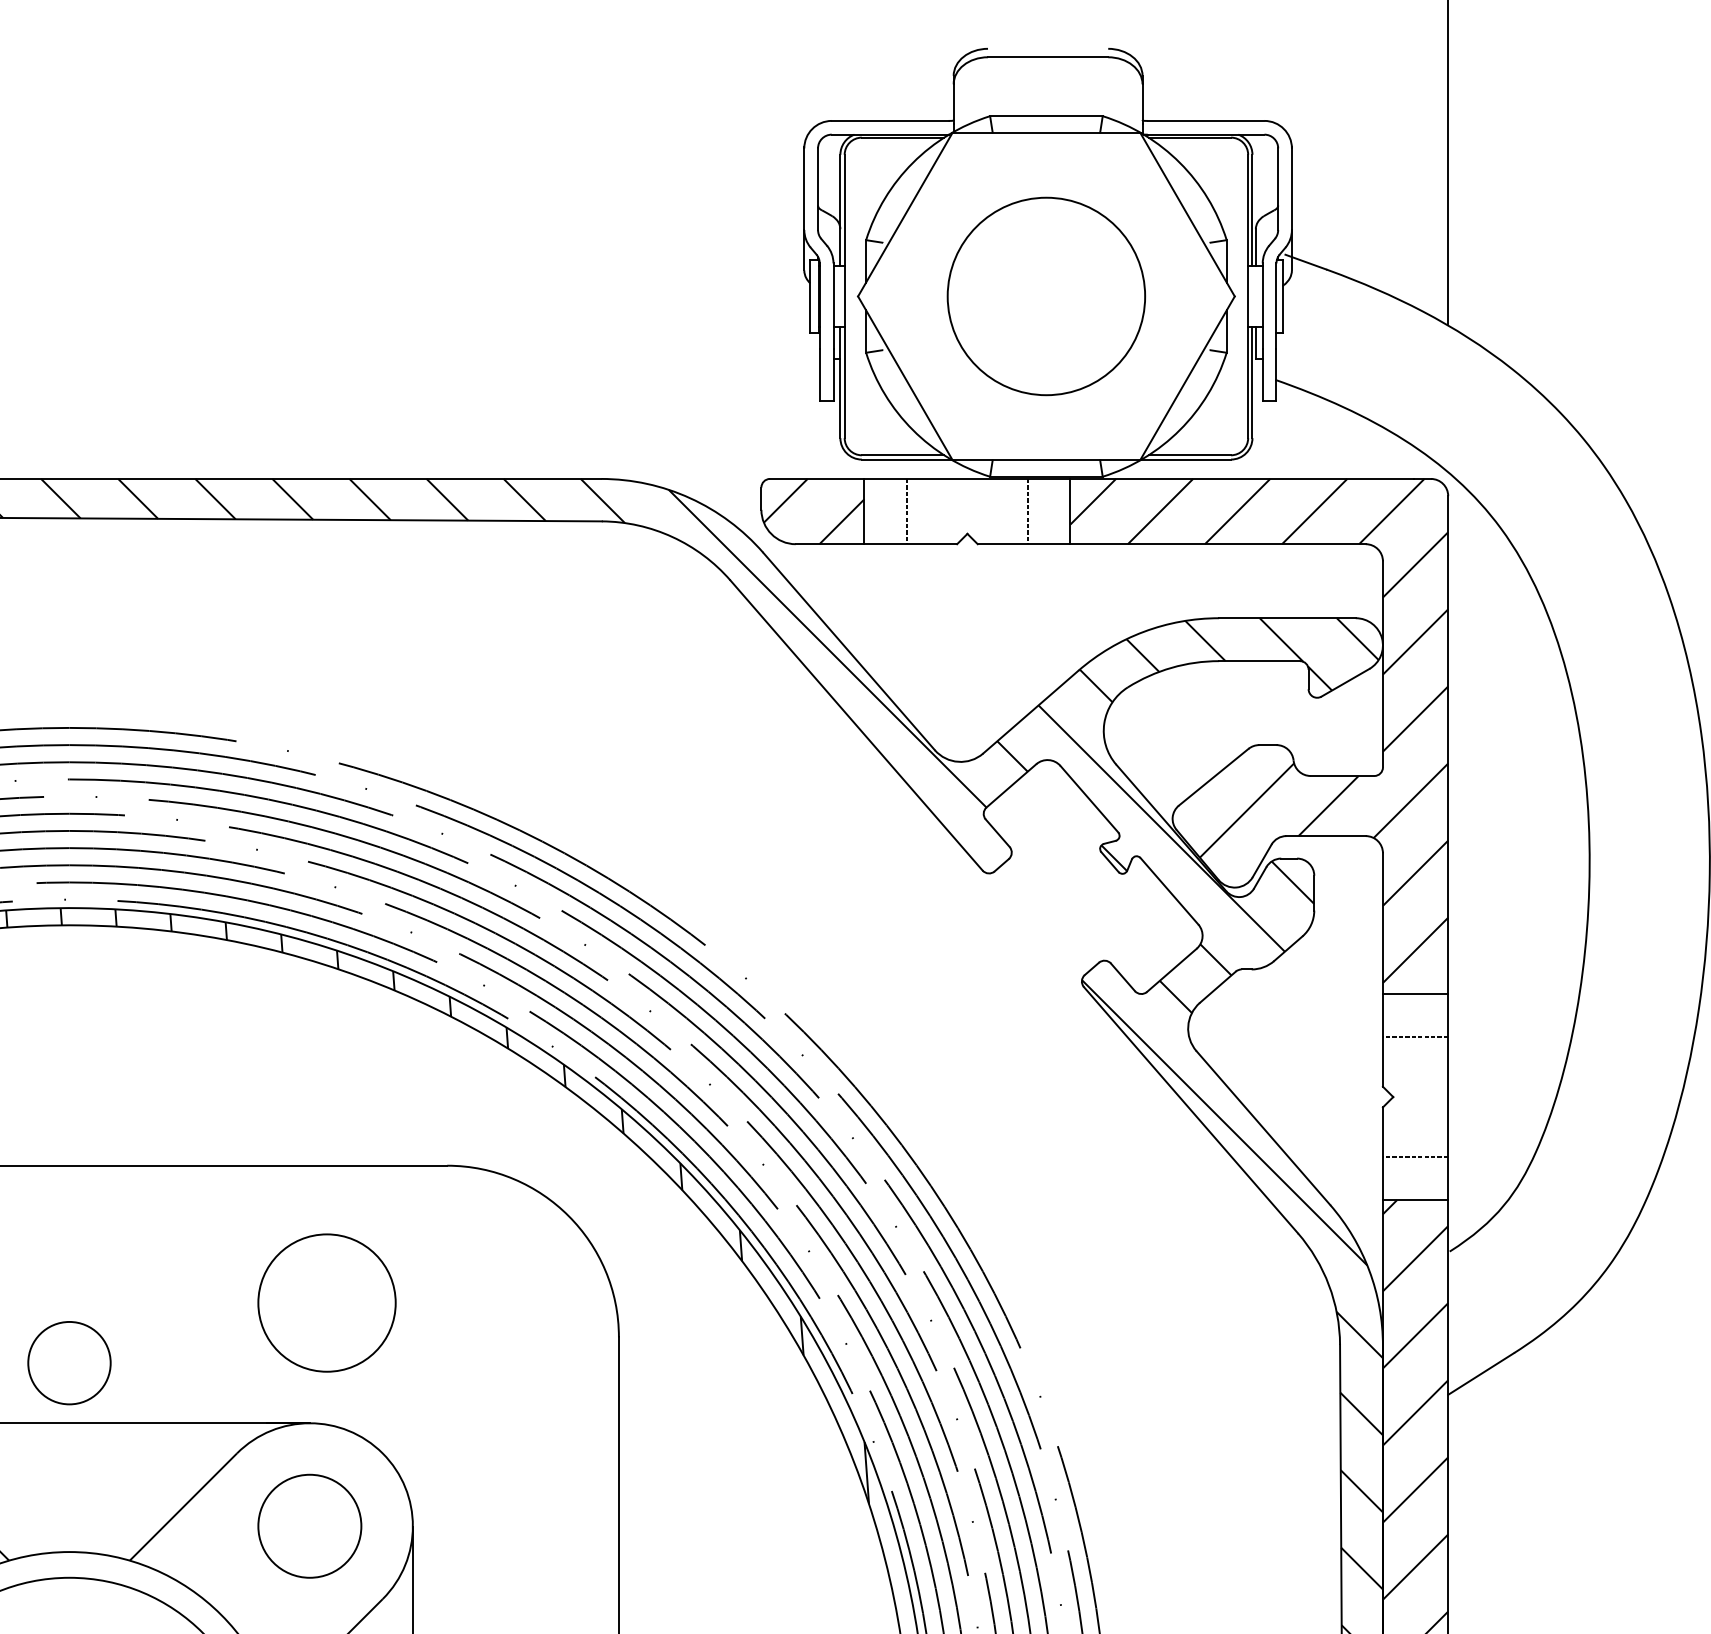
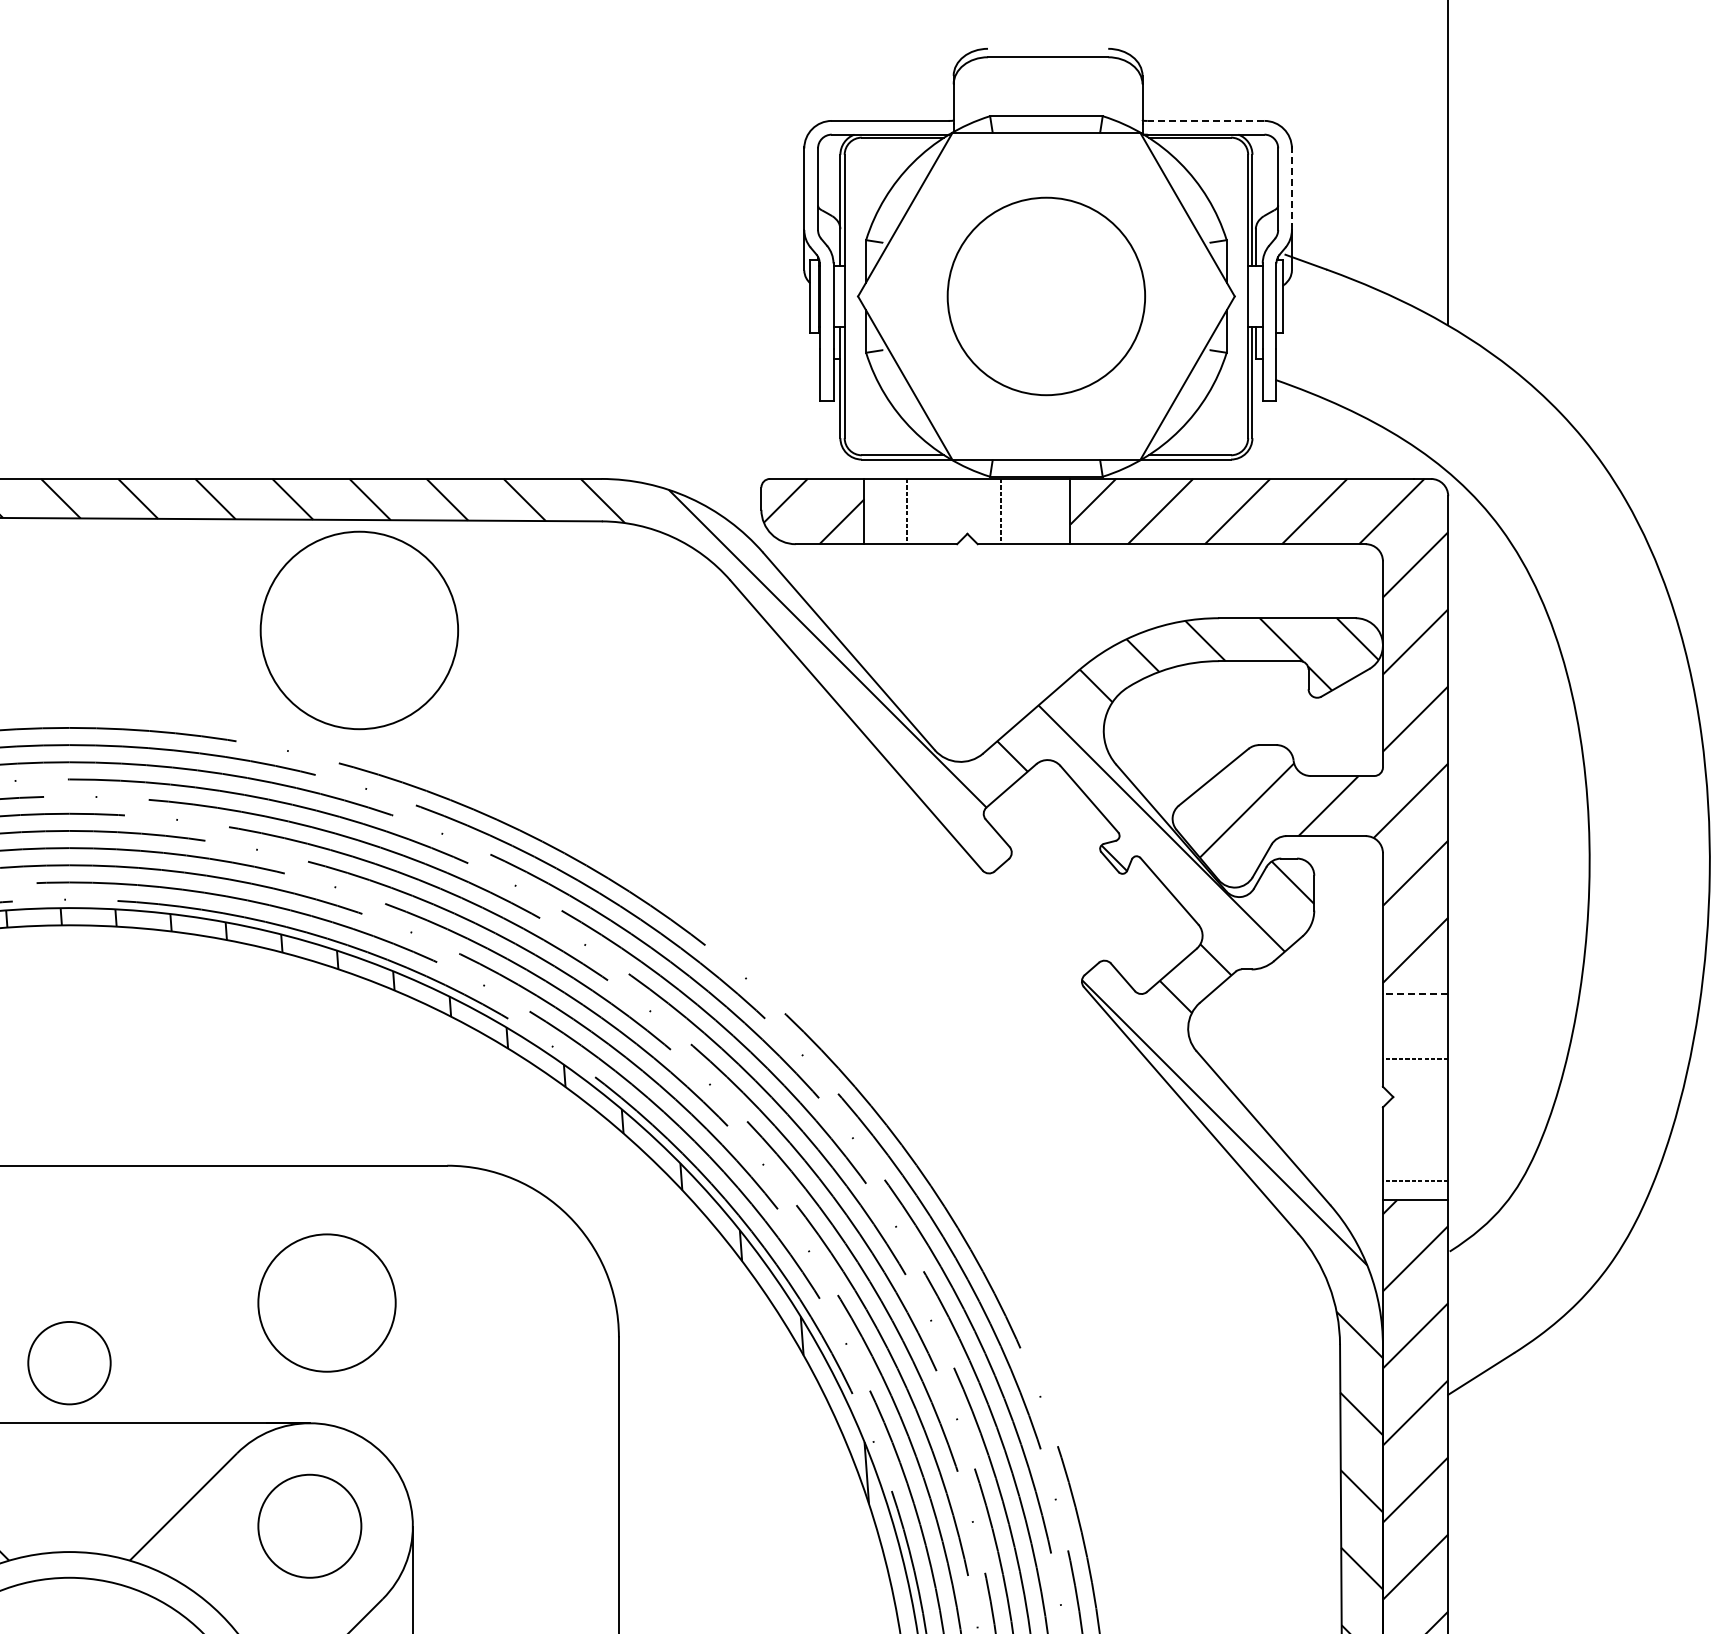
line: solid -> dashed (1205, 120)
line: solid -> dashed (1291, 189)
line position: (1027, 511) -> (1000, 511) (1000, 511)
circle: none -> present (359, 630)
line: solid -> dashed (1415, 994)
line position: (1415, 1036) -> (1415, 1058) (1415, 1058)
line position: (1415, 1157) -> (1415, 1181) (1415, 1181)
